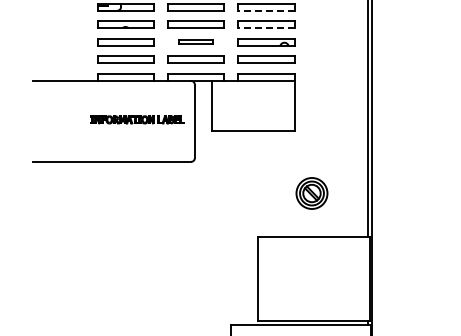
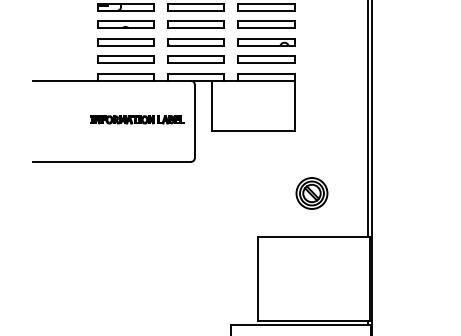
line: dashed -> solid (265, 10)
line: dashed -> solid (265, 28)
part size: 36x6 px -> 58x9 px (195, 42)
